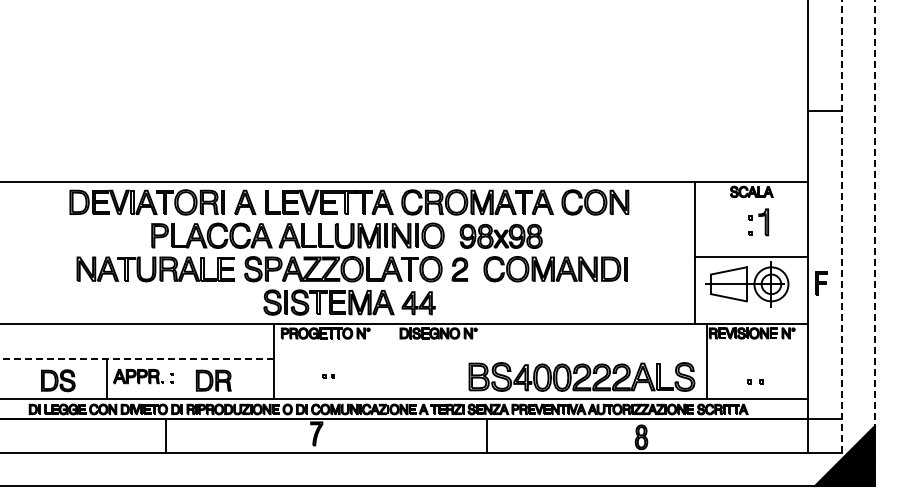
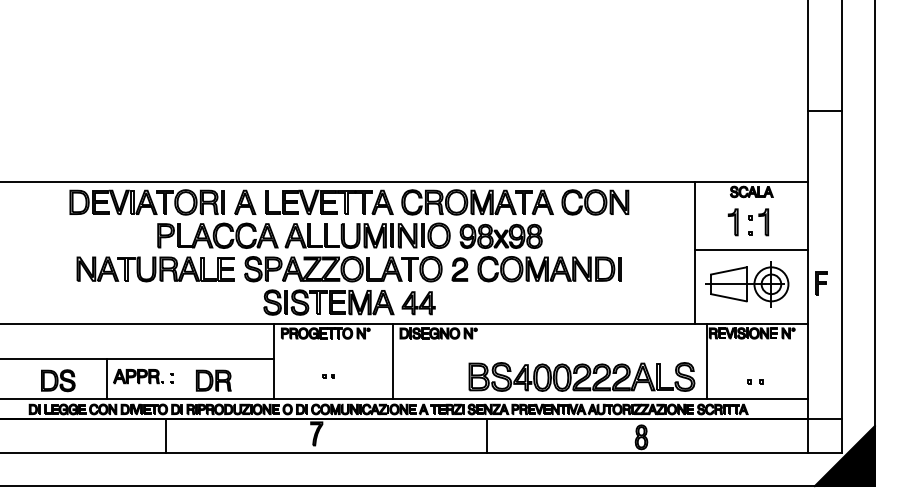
part: none -> present (732, 222)
line: dashed -> solid (841, 226)
part position: (297, 235) -> (303, 235) (303, 235)
line: dashed -> solid (874, 243)
line position: (751, 256) -> (751, 249) (751, 249)
part position: (555, 269) -> (549, 269) (549, 269)
line: dashed -> solid (137, 359)
line: none -> present (392, 361)
